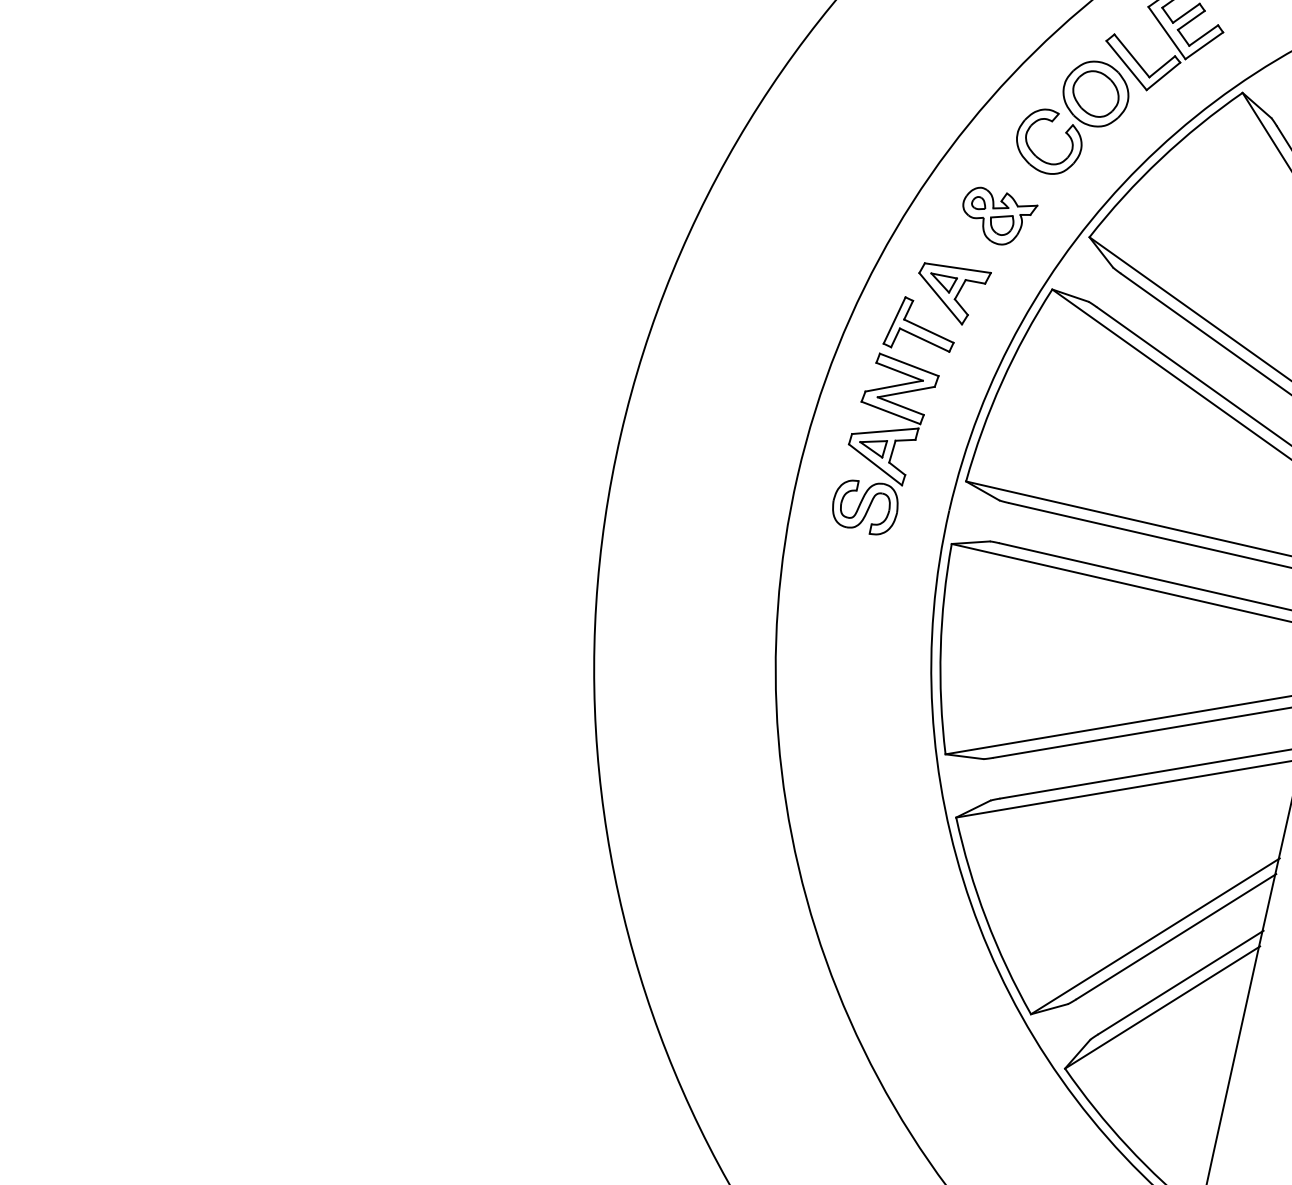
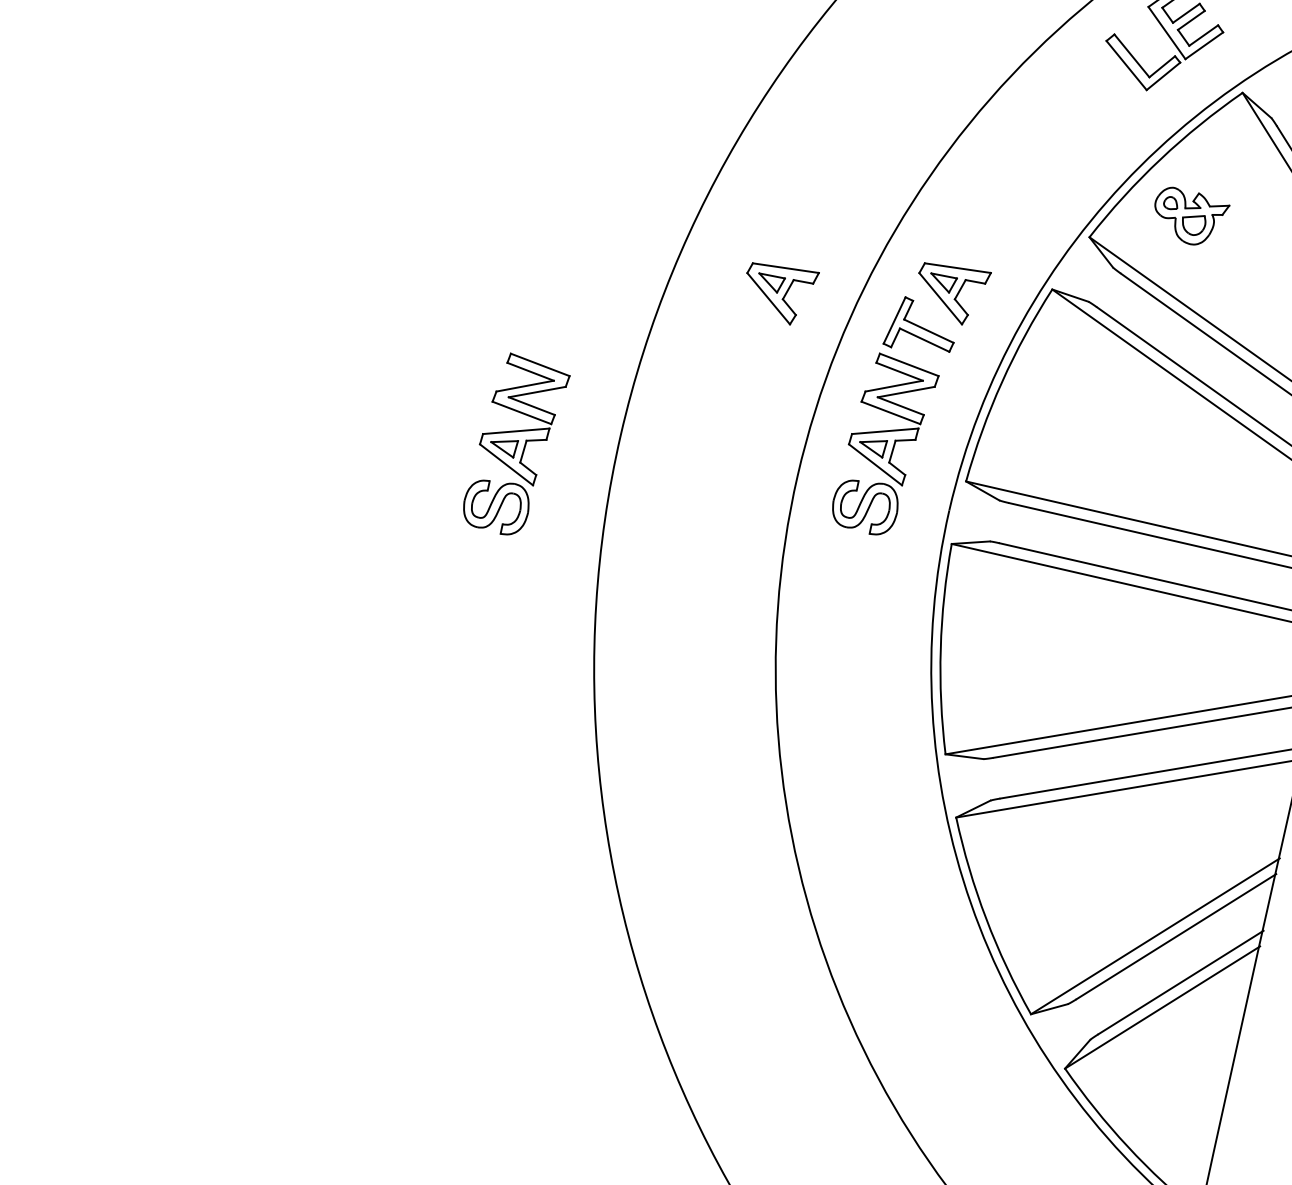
part: present -> none (1072, 117)
part position: (1000, 215) -> (1192, 215) (1192, 215)
part: none -> present (782, 293)
part: none -> present (516, 443)
